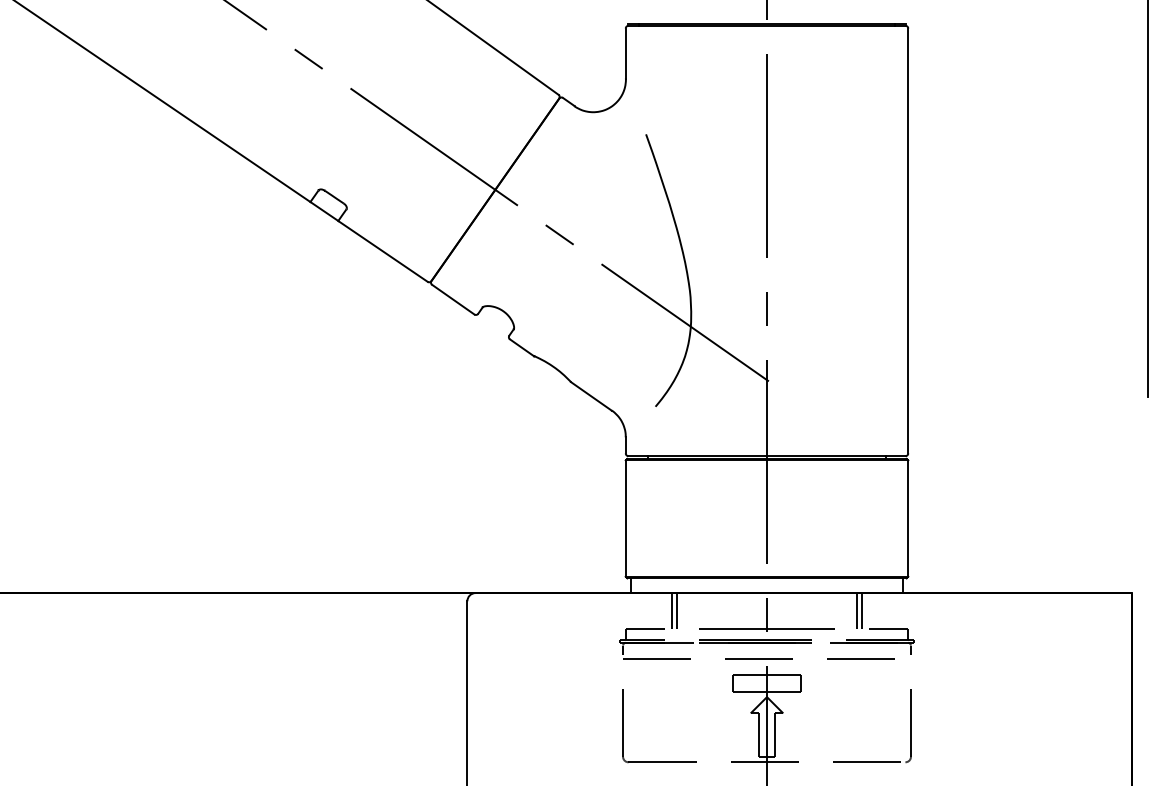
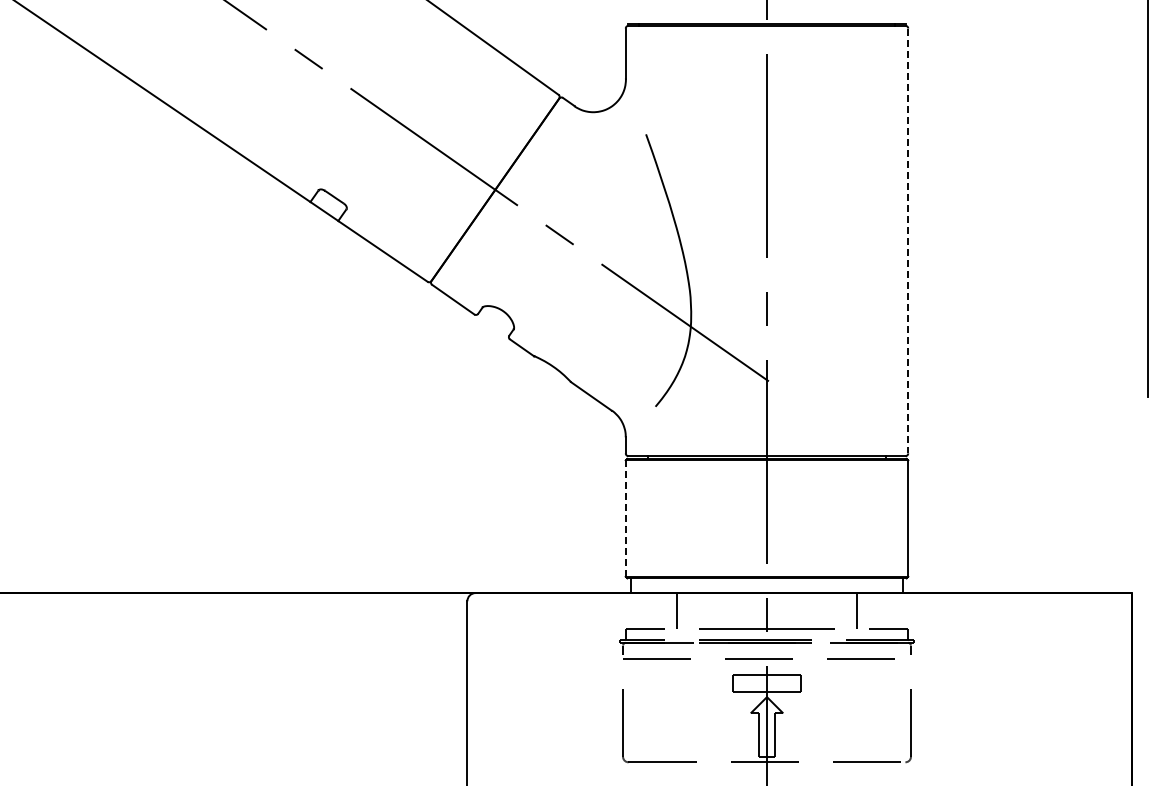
line: solid -> dashed (908, 241)
line: solid -> dashed (625, 518)
line: present -> none (671, 611)
line: present -> none (862, 611)
